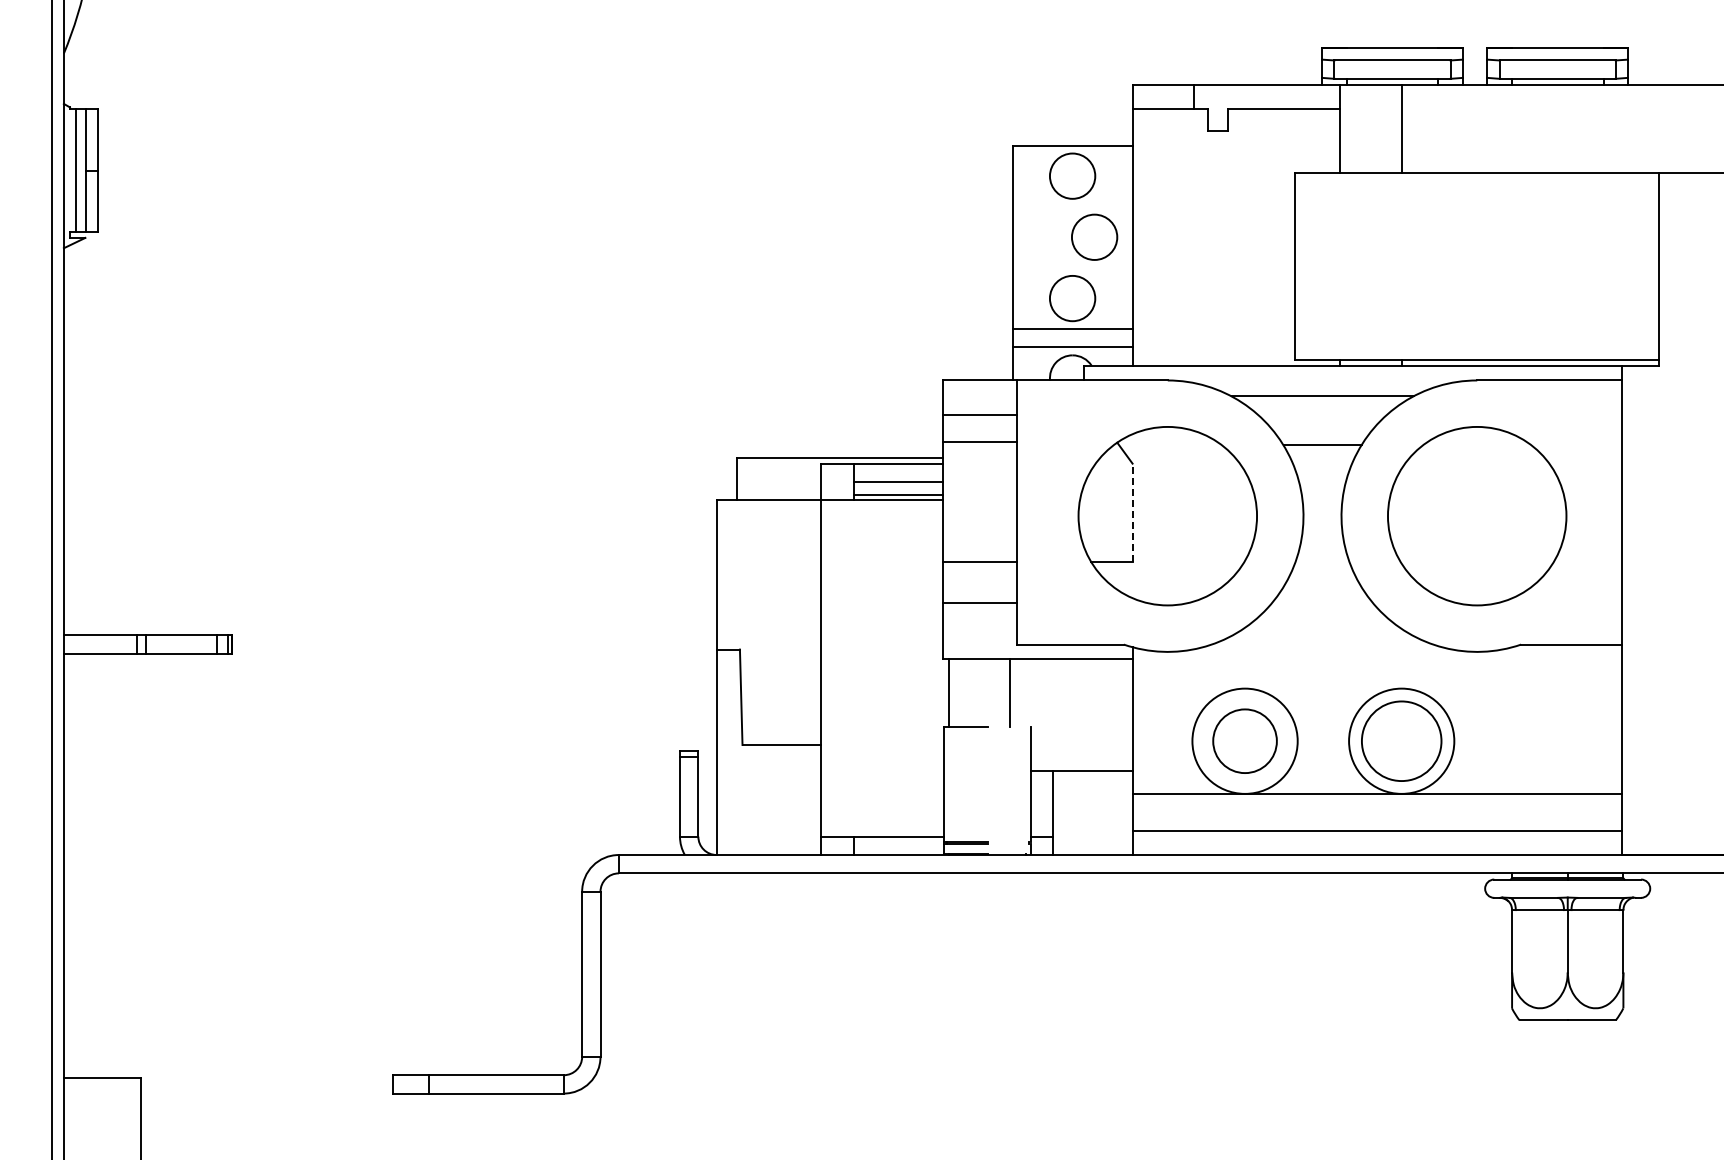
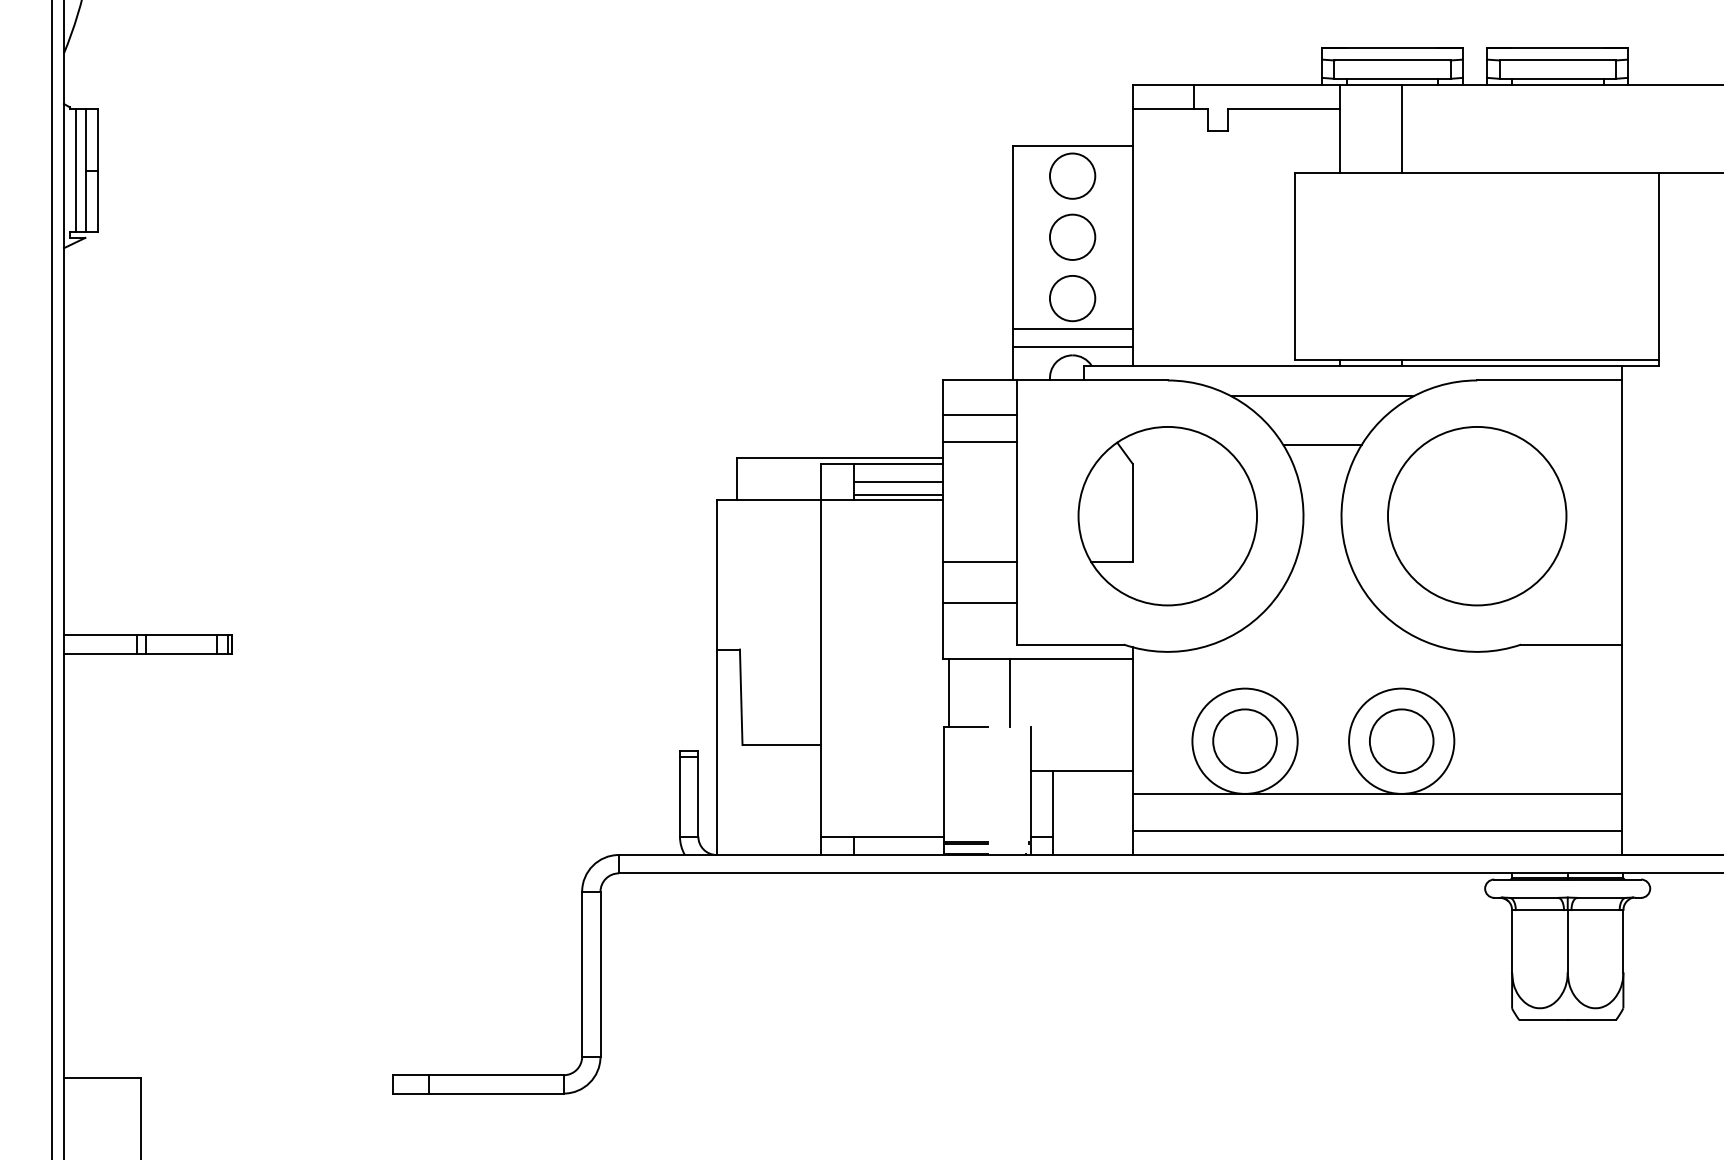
circle position: (1094, 236) -> (1072, 236) (1072, 236)
line: dashed -> solid (1132, 512)
circle diameter: 80 px -> 64 px (1401, 741)
